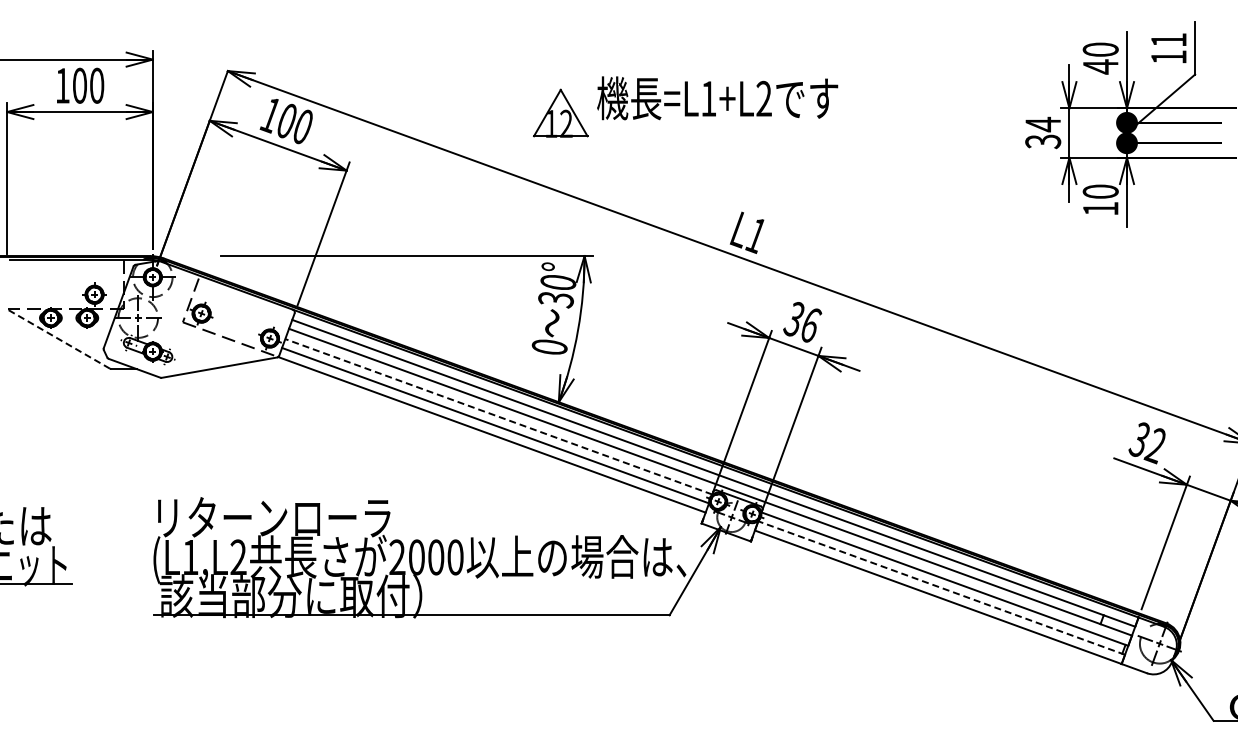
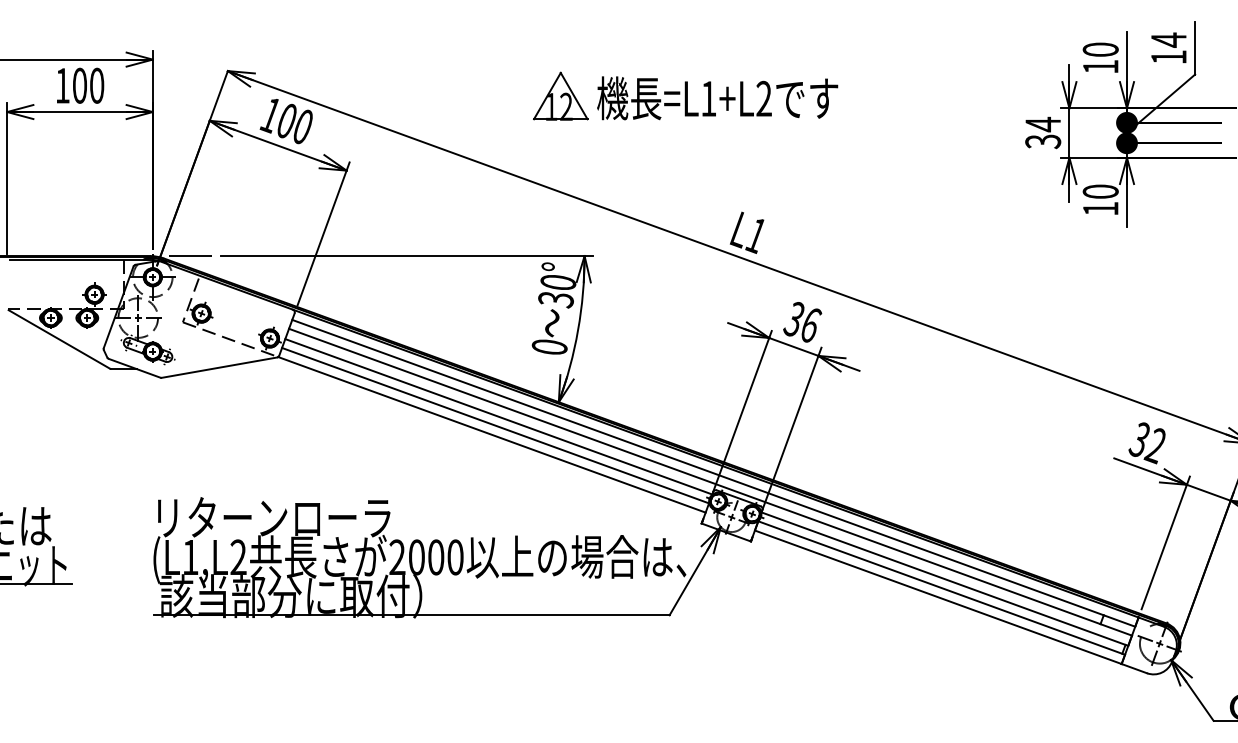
text: 11 -> 14 (1168, 39)
text: 40 -> 10 (1100, 66)
part position: (560, 112) -> (560, 95) (560, 95)
line: none -> present (190, 256)
line: dashed -> solid (59, 339)
line: dashed -> solid (498, 416)
line: dashed -> solid (941, 587)
